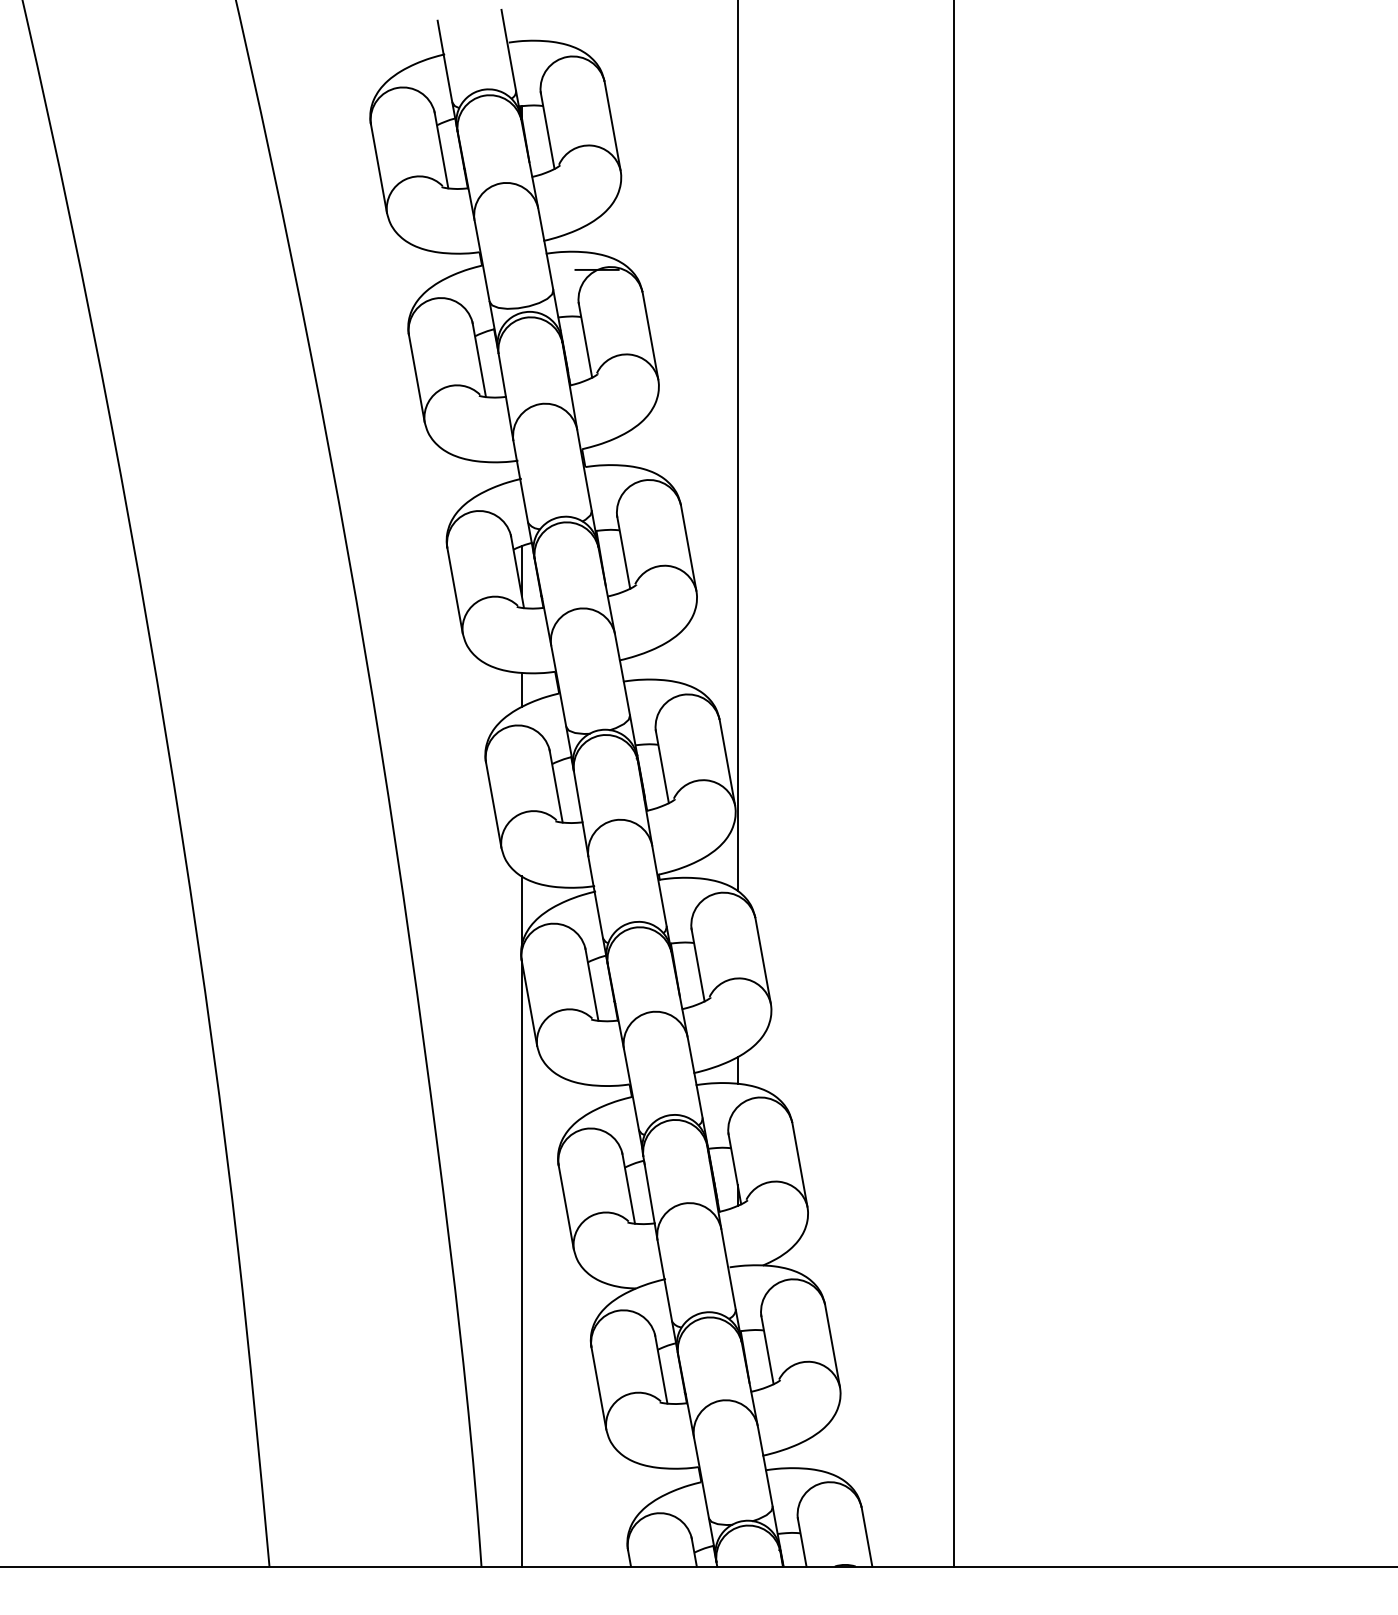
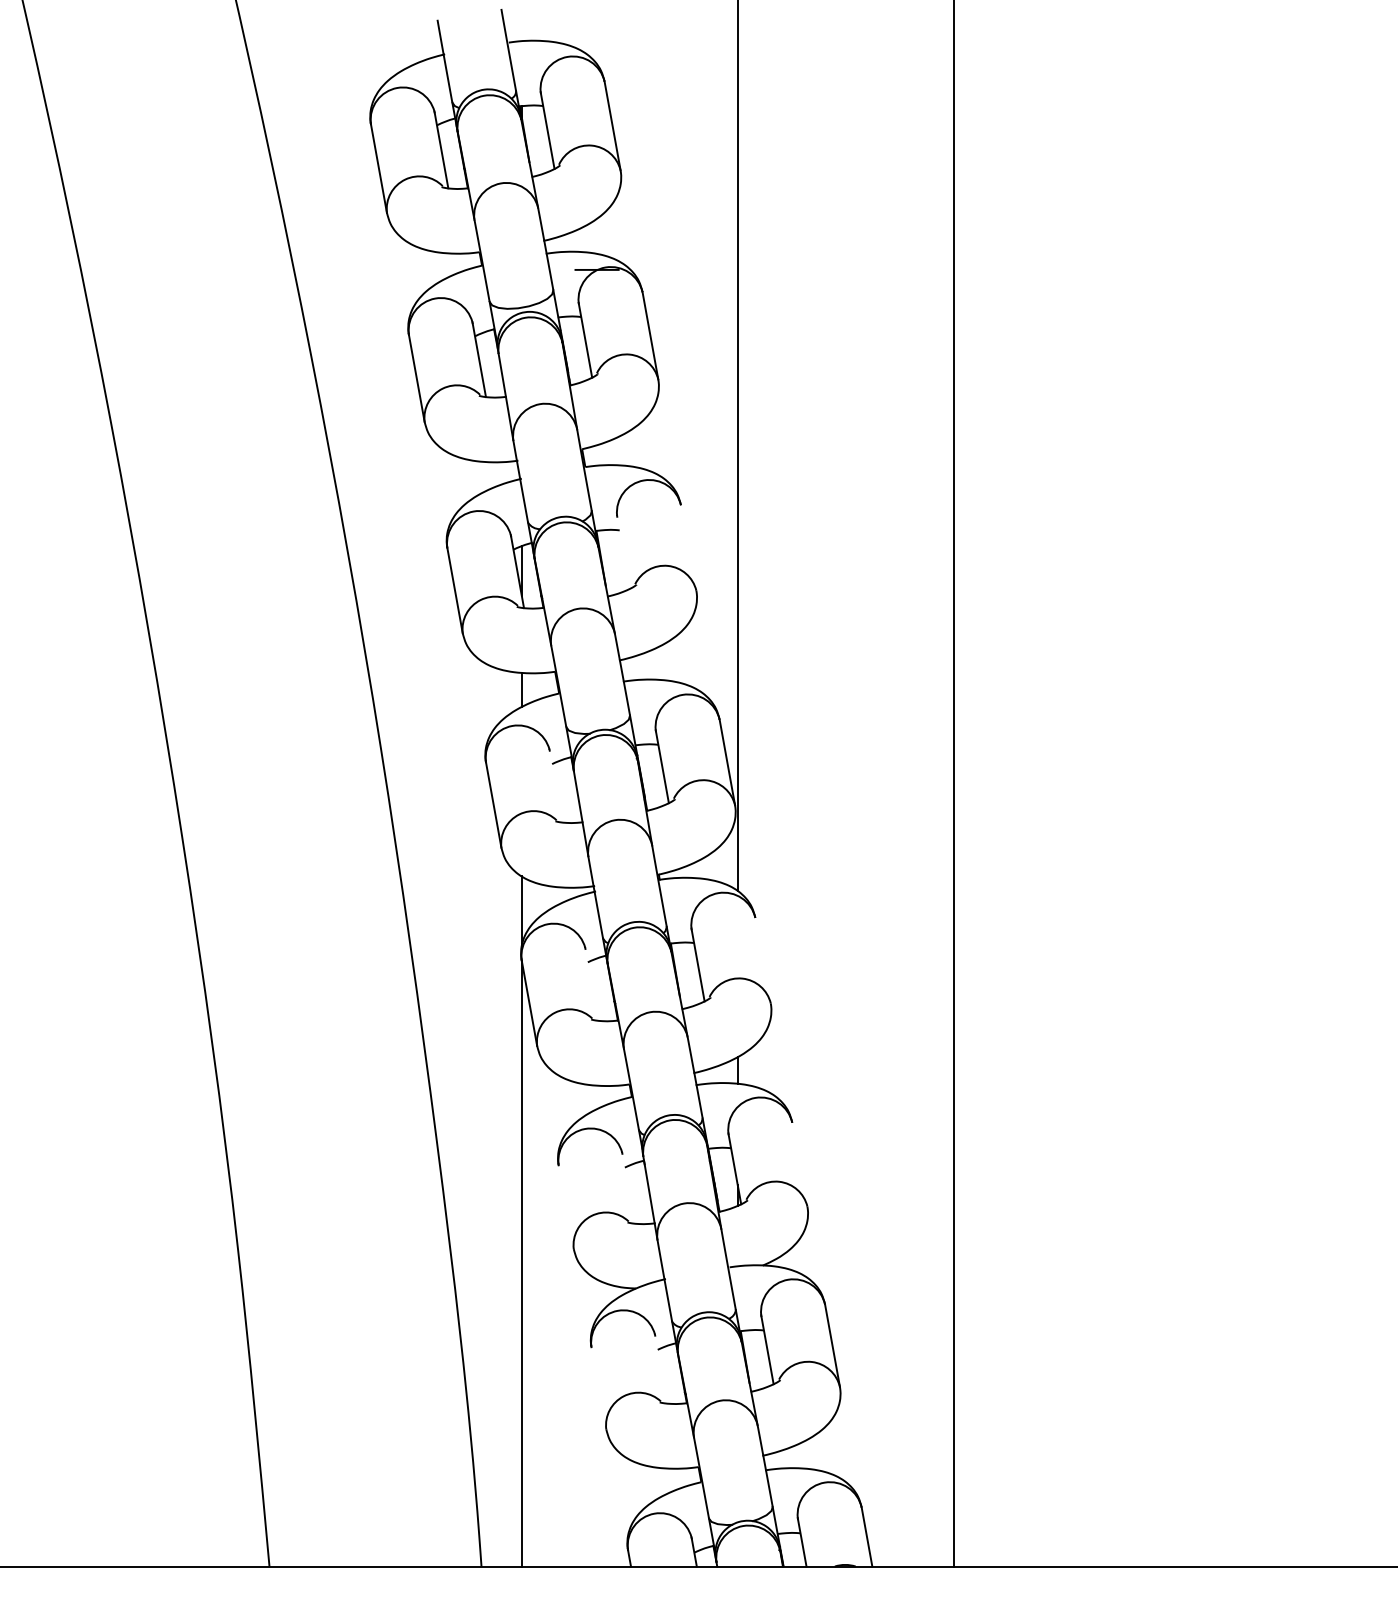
line: present -> none (688, 547)
line: present -> none (623, 552)
line: present -> none (555, 786)
line: present -> none (762, 960)
line: present -> none (591, 984)
line: present -> none (799, 1164)
line: present -> none (628, 1188)
line: present -> none (565, 1207)
line: present -> none (661, 1369)
line: present -> none (598, 1388)
